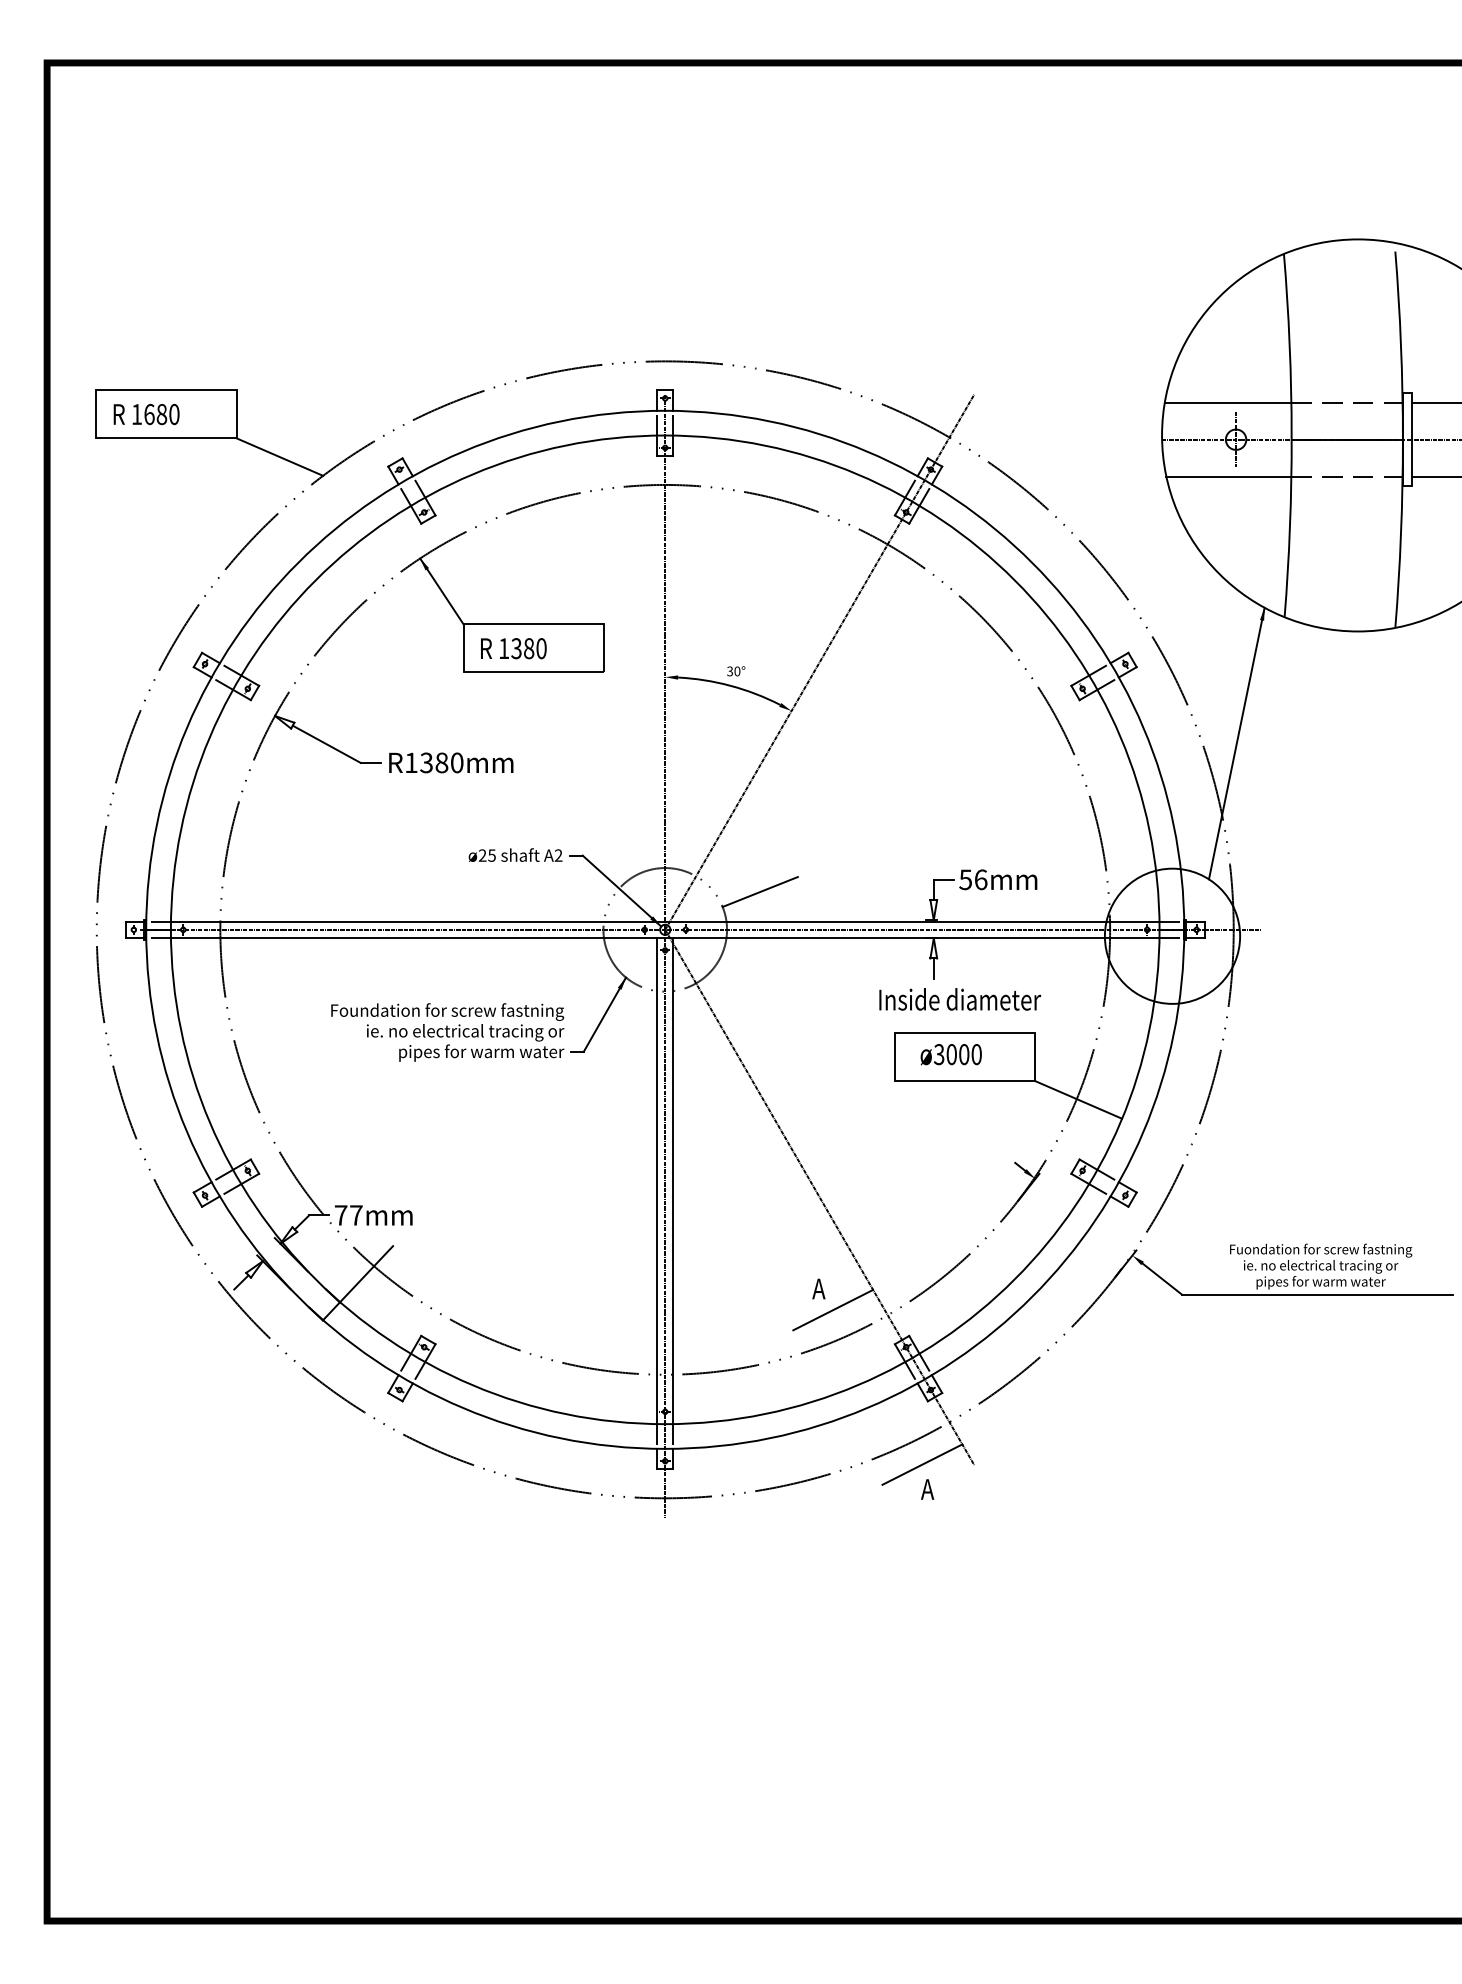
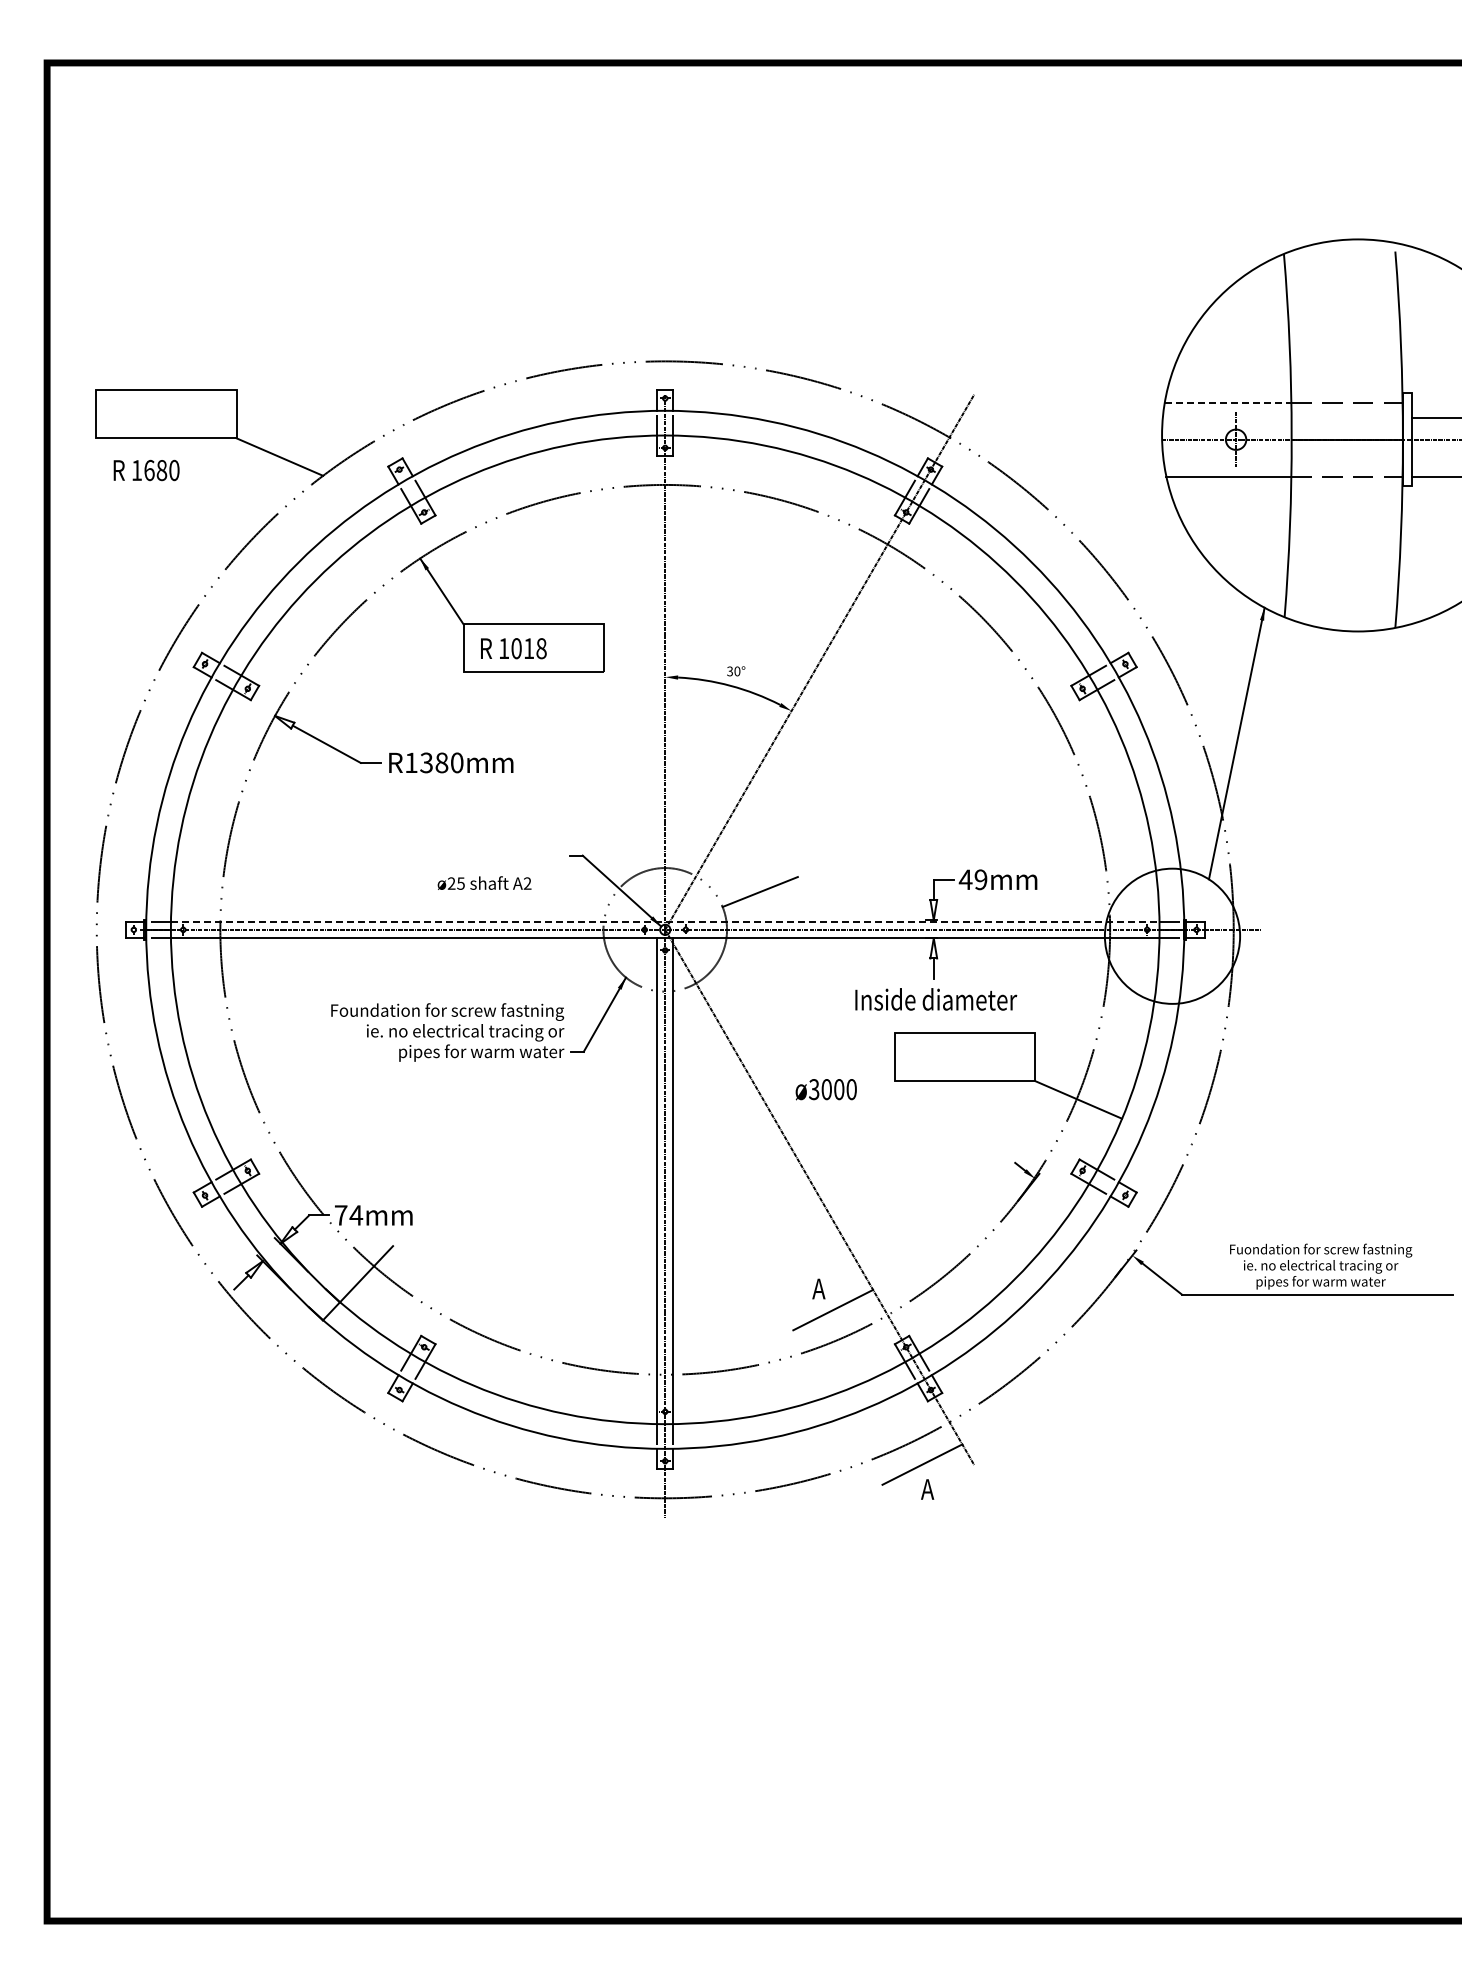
line: solid -> dashed (1228, 402)
line position: (1435, 402) -> (1435, 417) (1435, 417)
text position: (146, 414) -> (146, 470) (146, 470)
text: 1380 -> 1018 (528, 648)
text position: (515, 854) -> (484, 882) (484, 882)
text: 56mm -> 49mm (972, 879)
line: solid -> dashed (665, 921)
text position: (960, 999) -> (936, 999) (936, 999)
text position: (950, 1054) -> (825, 1089) (825, 1089)
text: 77mm -> 74mm (356, 1215)
